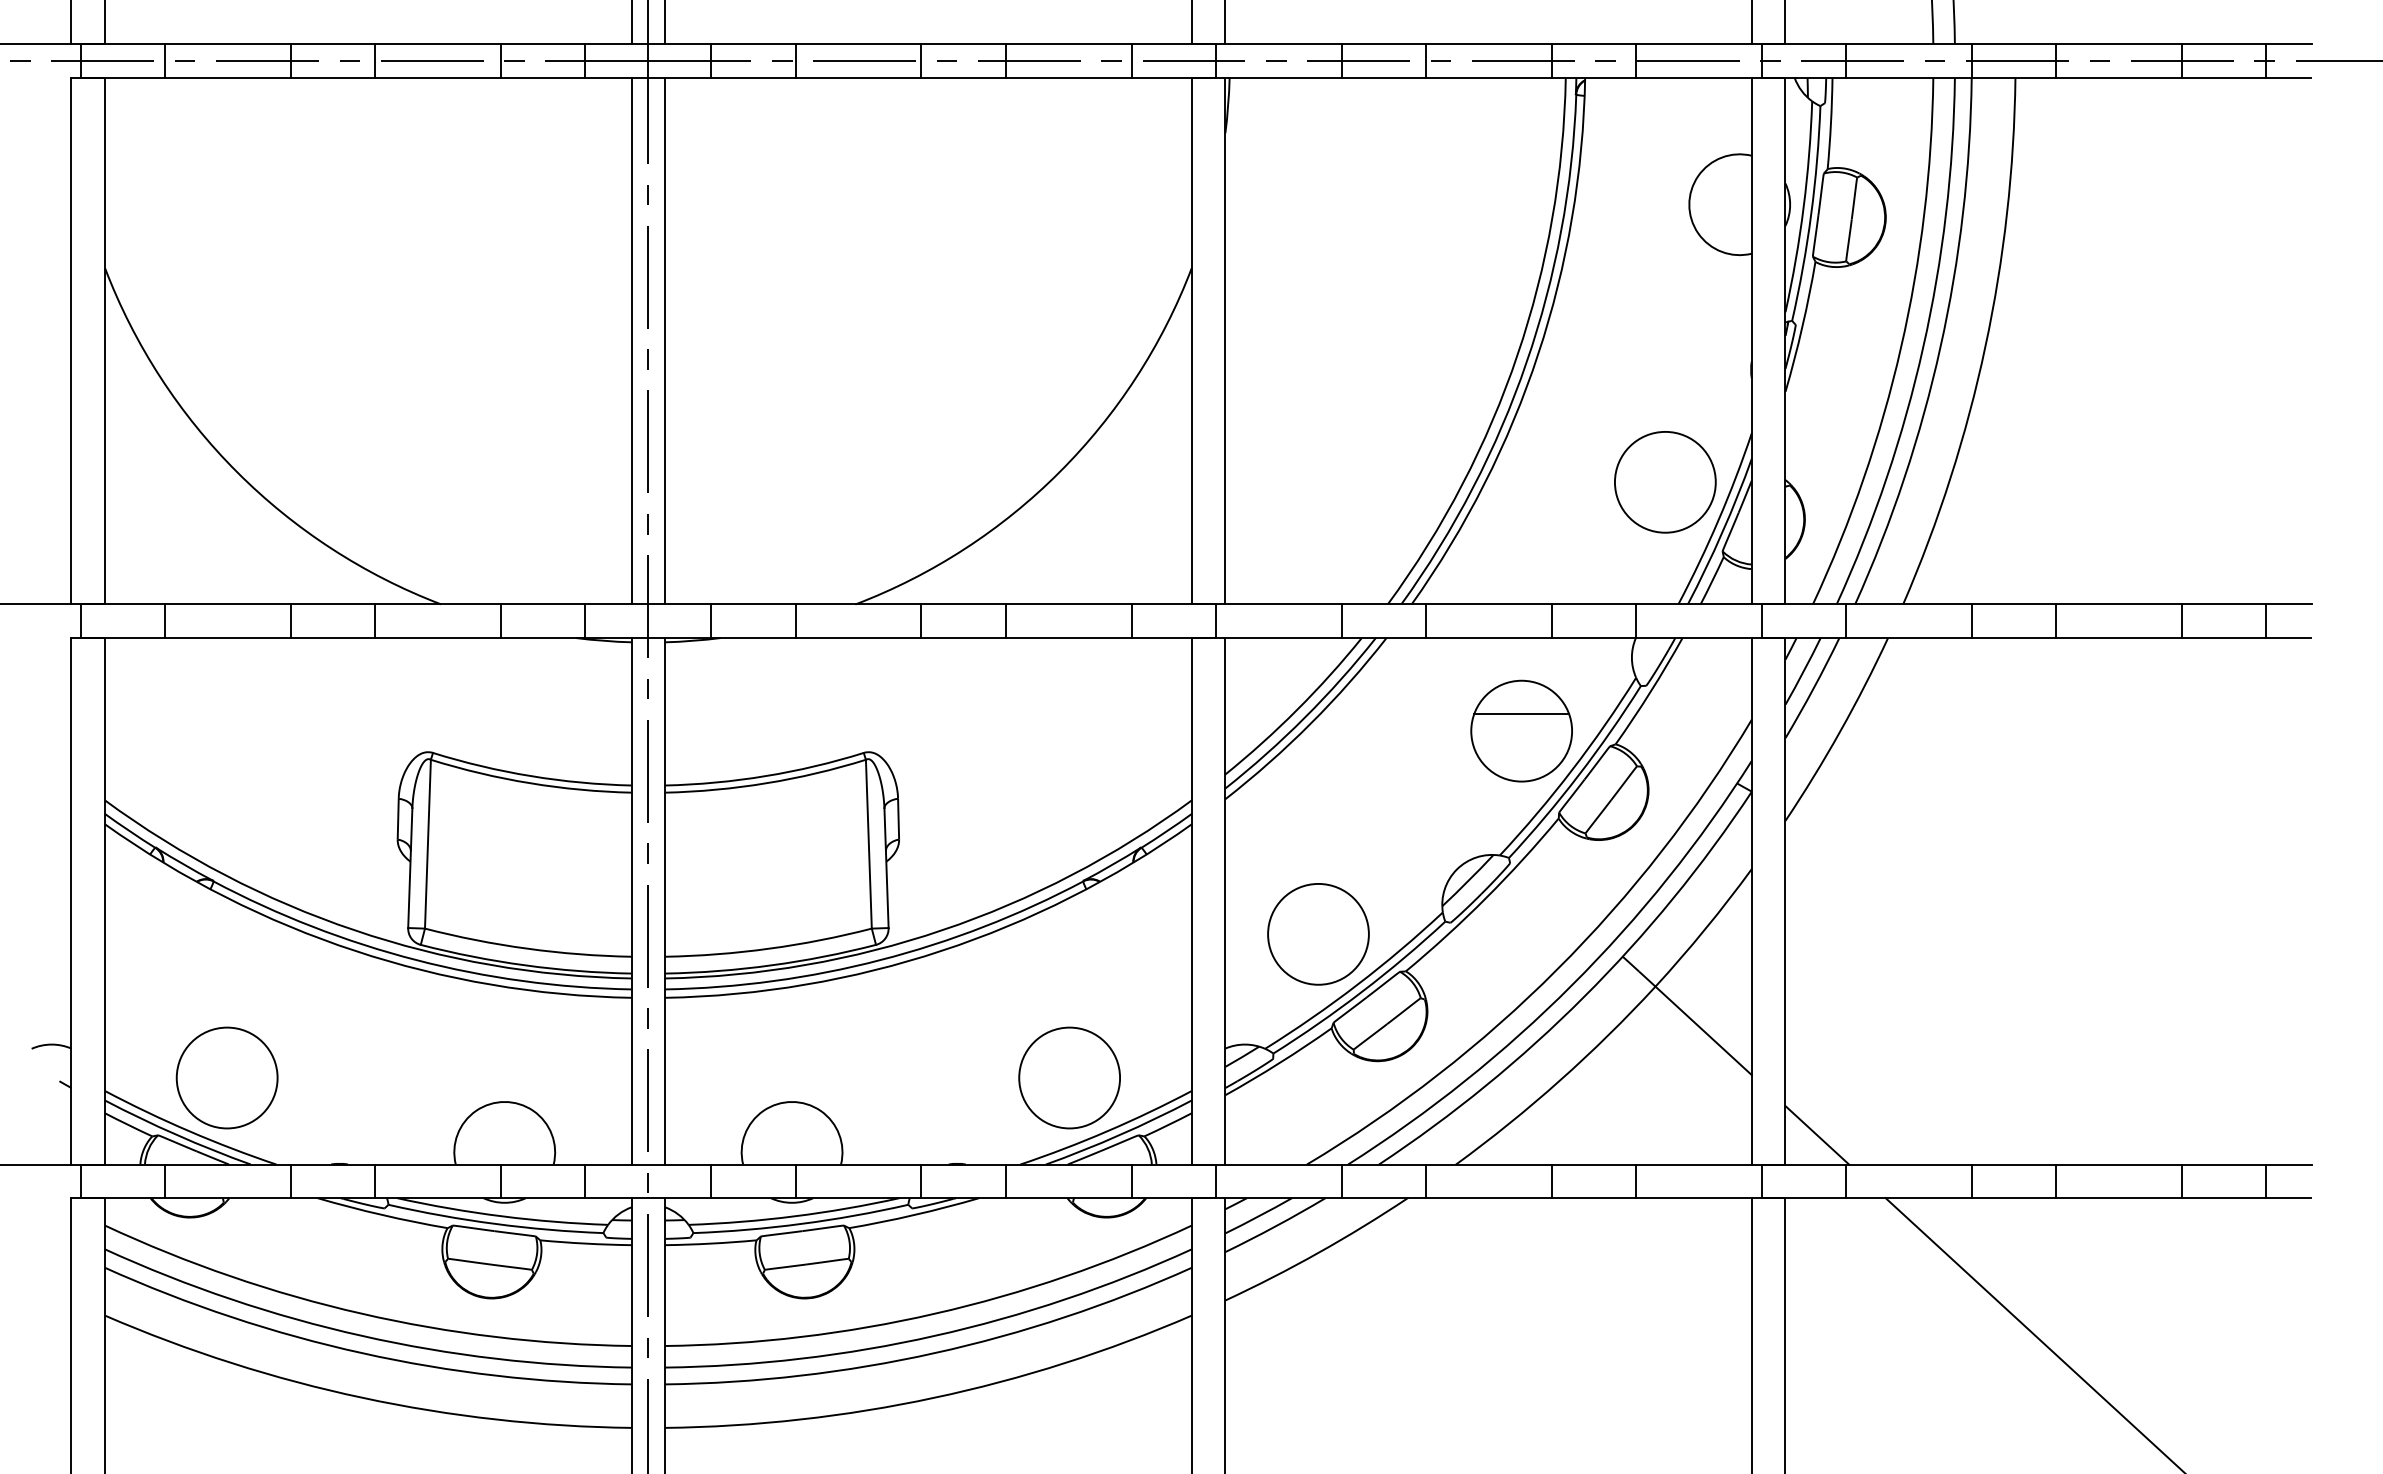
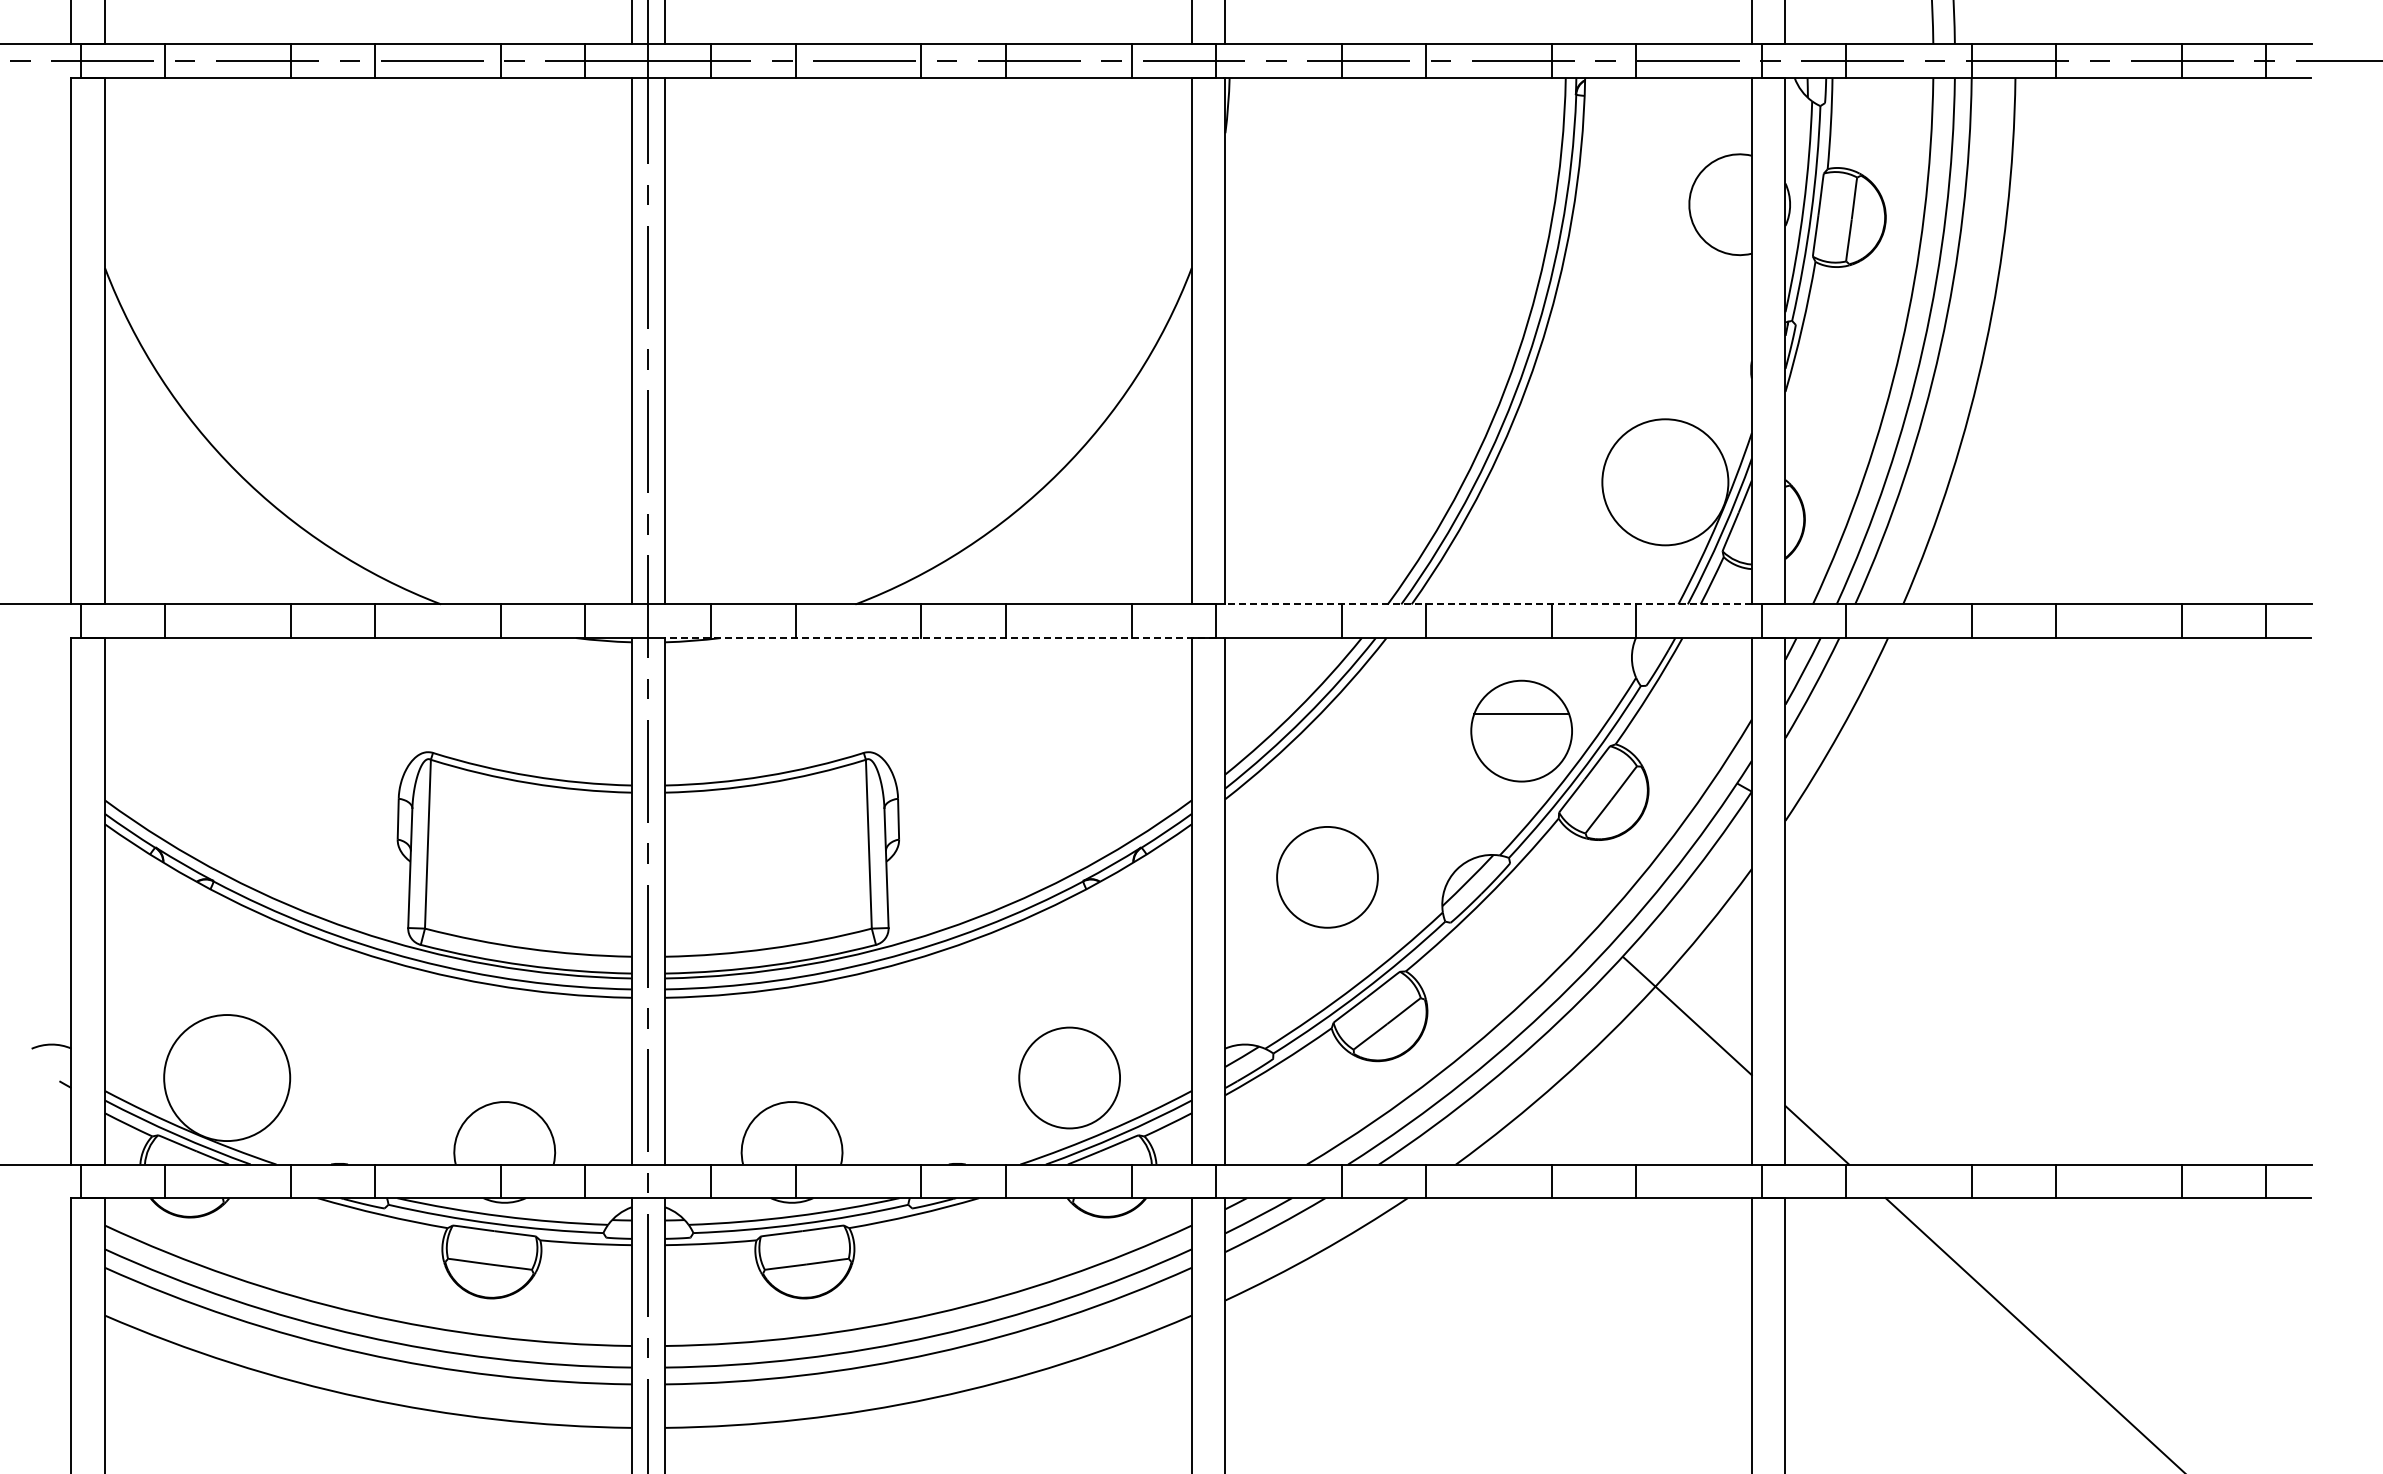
circle diameter: 101 px -> 126 px (1665, 482)
line: solid -> dashed (1488, 604)
line: solid -> dashed (939, 638)
circle position: (1318, 934) -> (1327, 877) (1327, 877)
circle diameter: 101 px -> 126 px (227, 1078)
